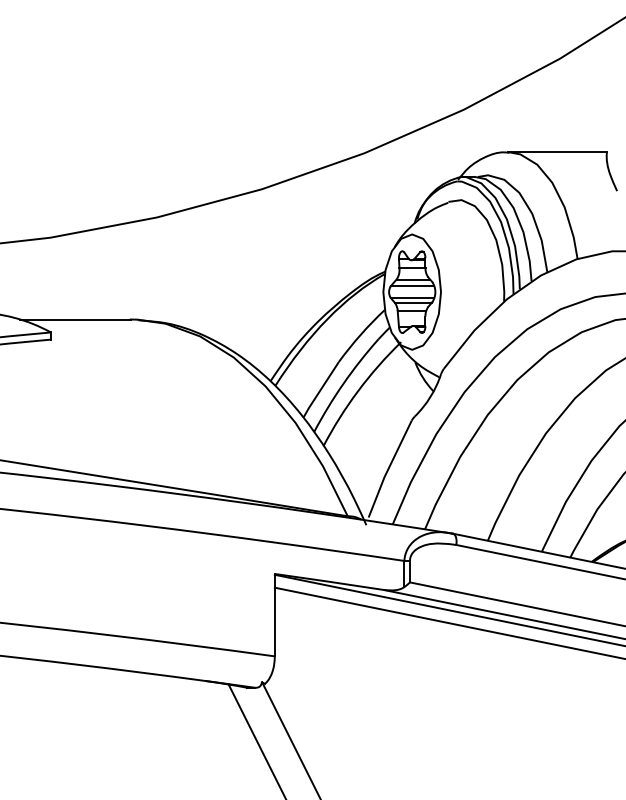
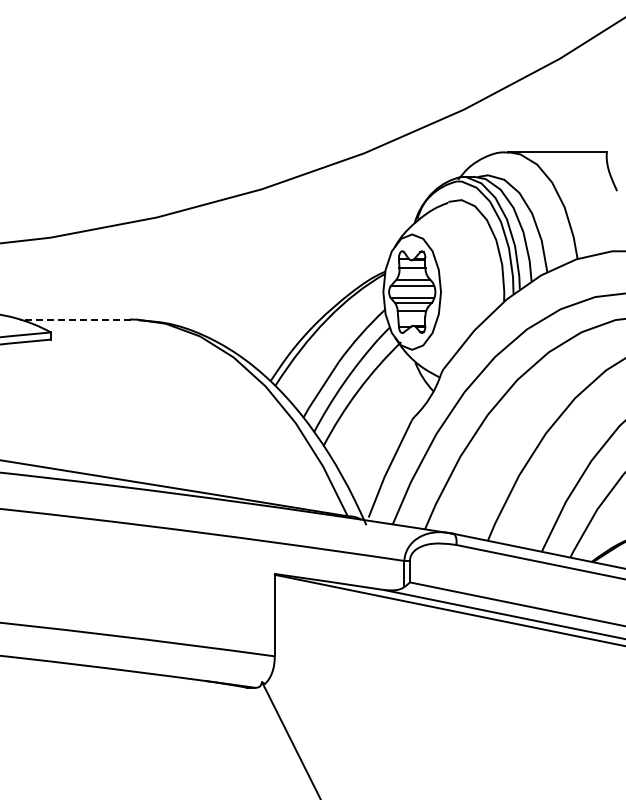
line: solid -> dashed (75, 319)
line: present -> none (448, 622)
line: present -> none (256, 740)
